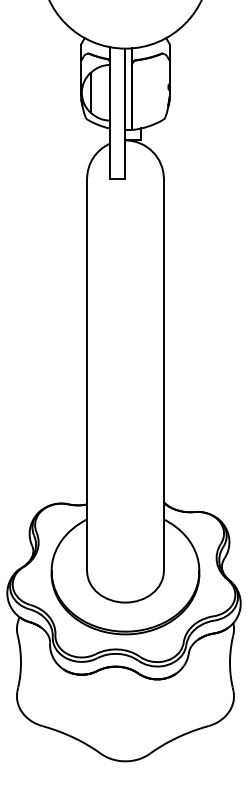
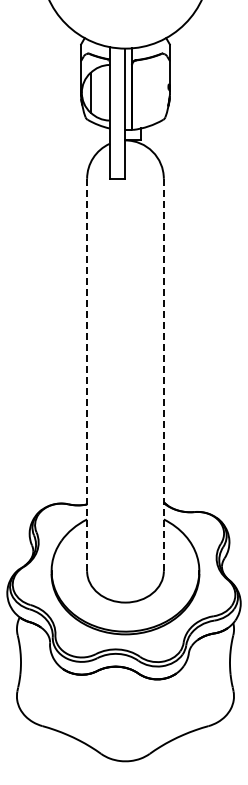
line: solid -> dashed (87, 375)
line: solid -> dashed (163, 375)
